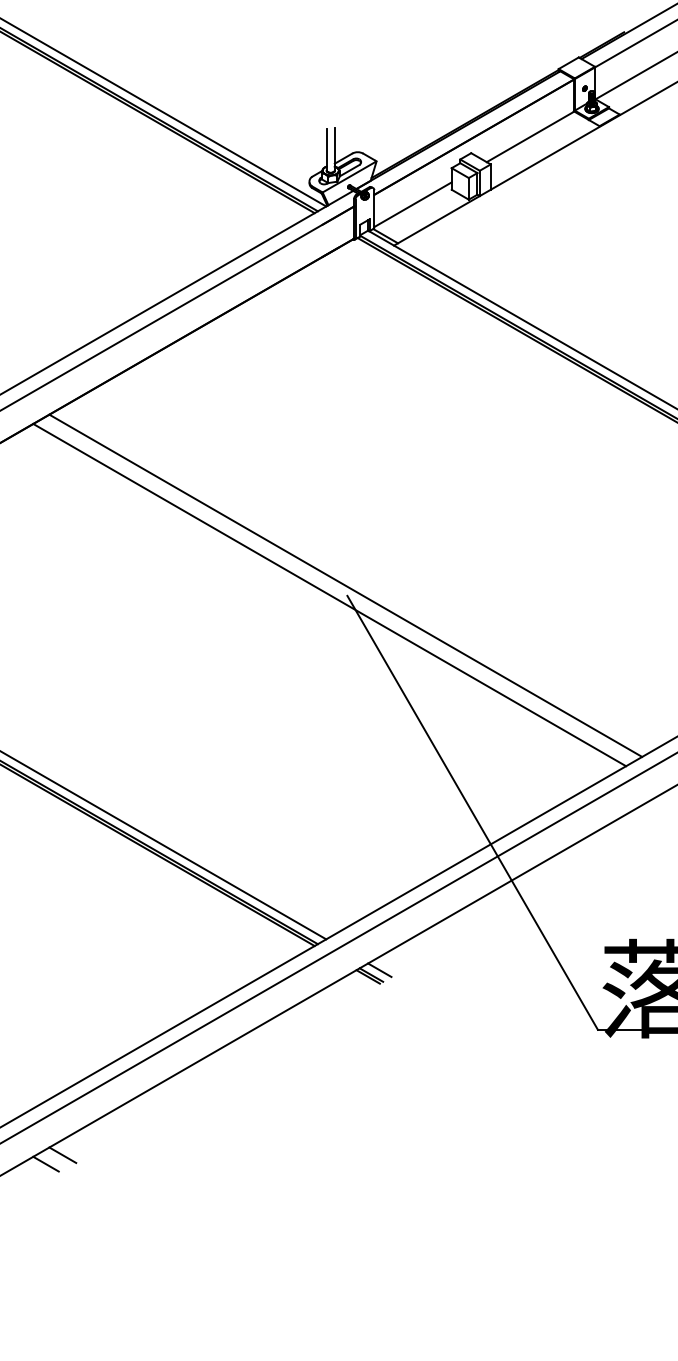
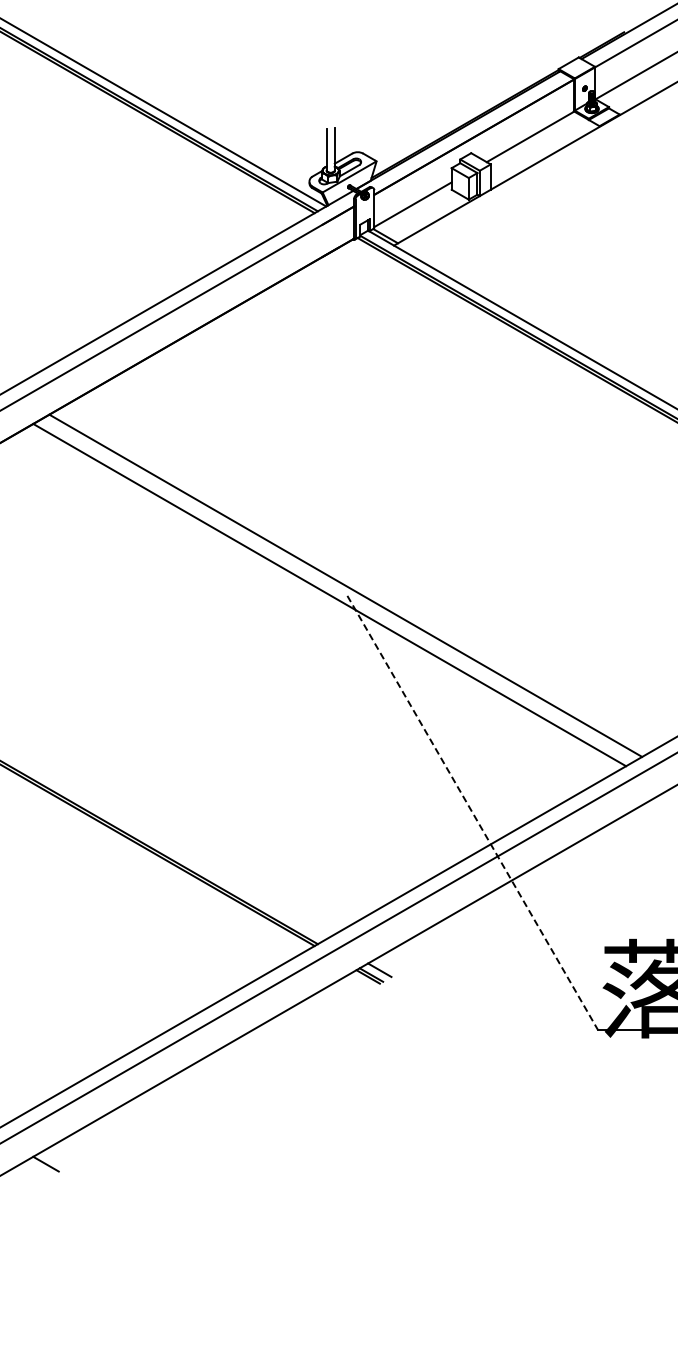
line: solid -> dashed (472, 812)
line: present -> none (164, 845)
line: present -> none (62, 1154)
